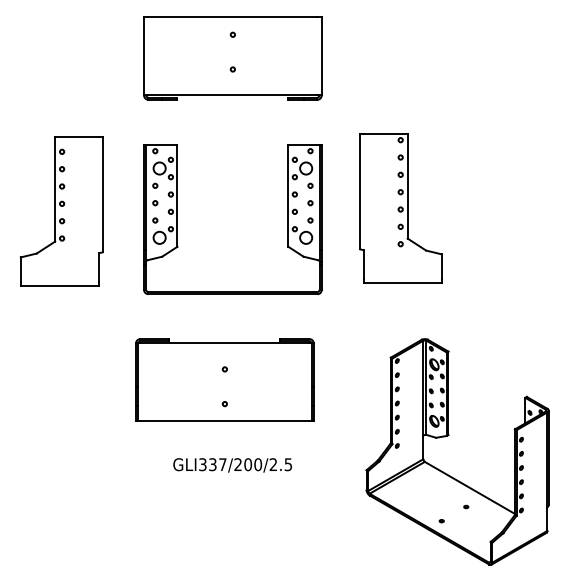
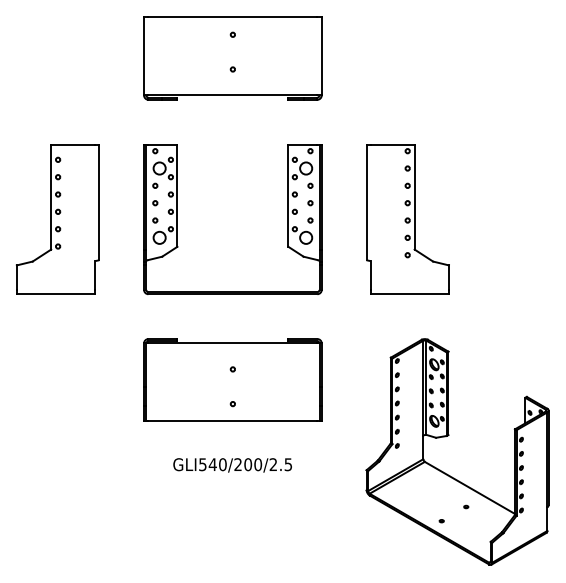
part position: (400, 208) -> (407, 219) (407, 219)
part position: (61, 211) -> (57, 219) (57, 219)
part position: (224, 379) -> (232, 379) (232, 379)
text: GLI337/200/2.5 -> GLI540/200/2.5 (212, 464)
